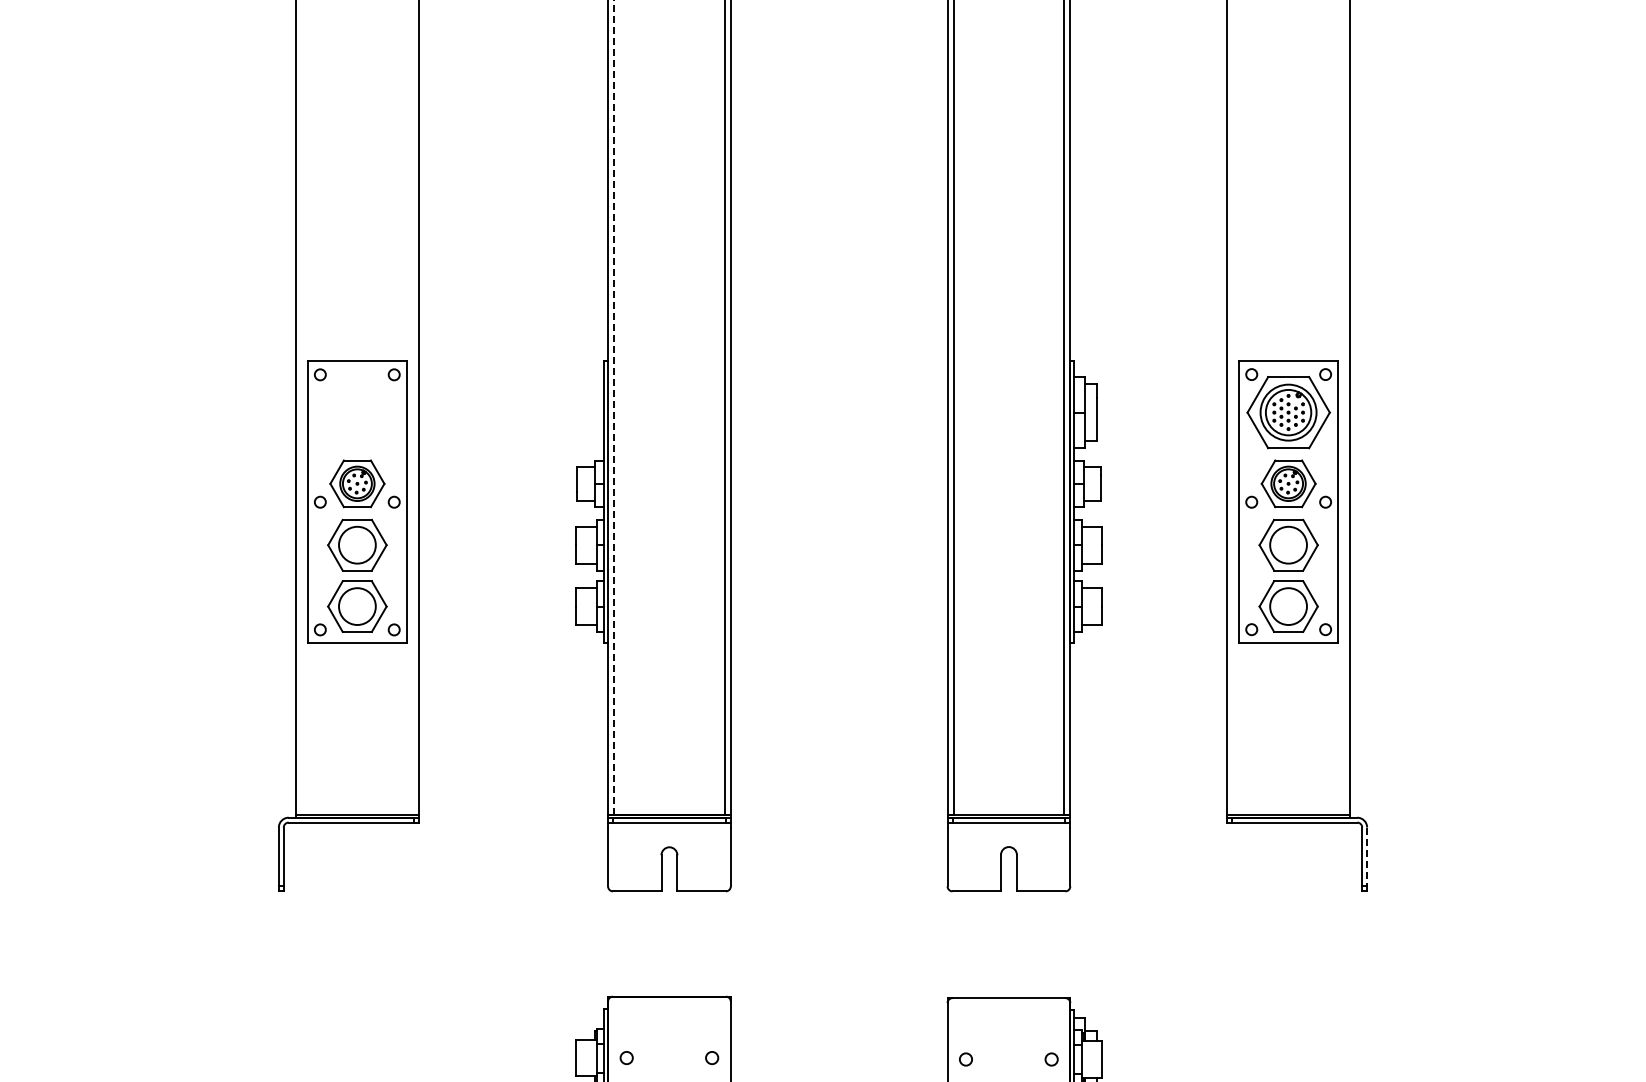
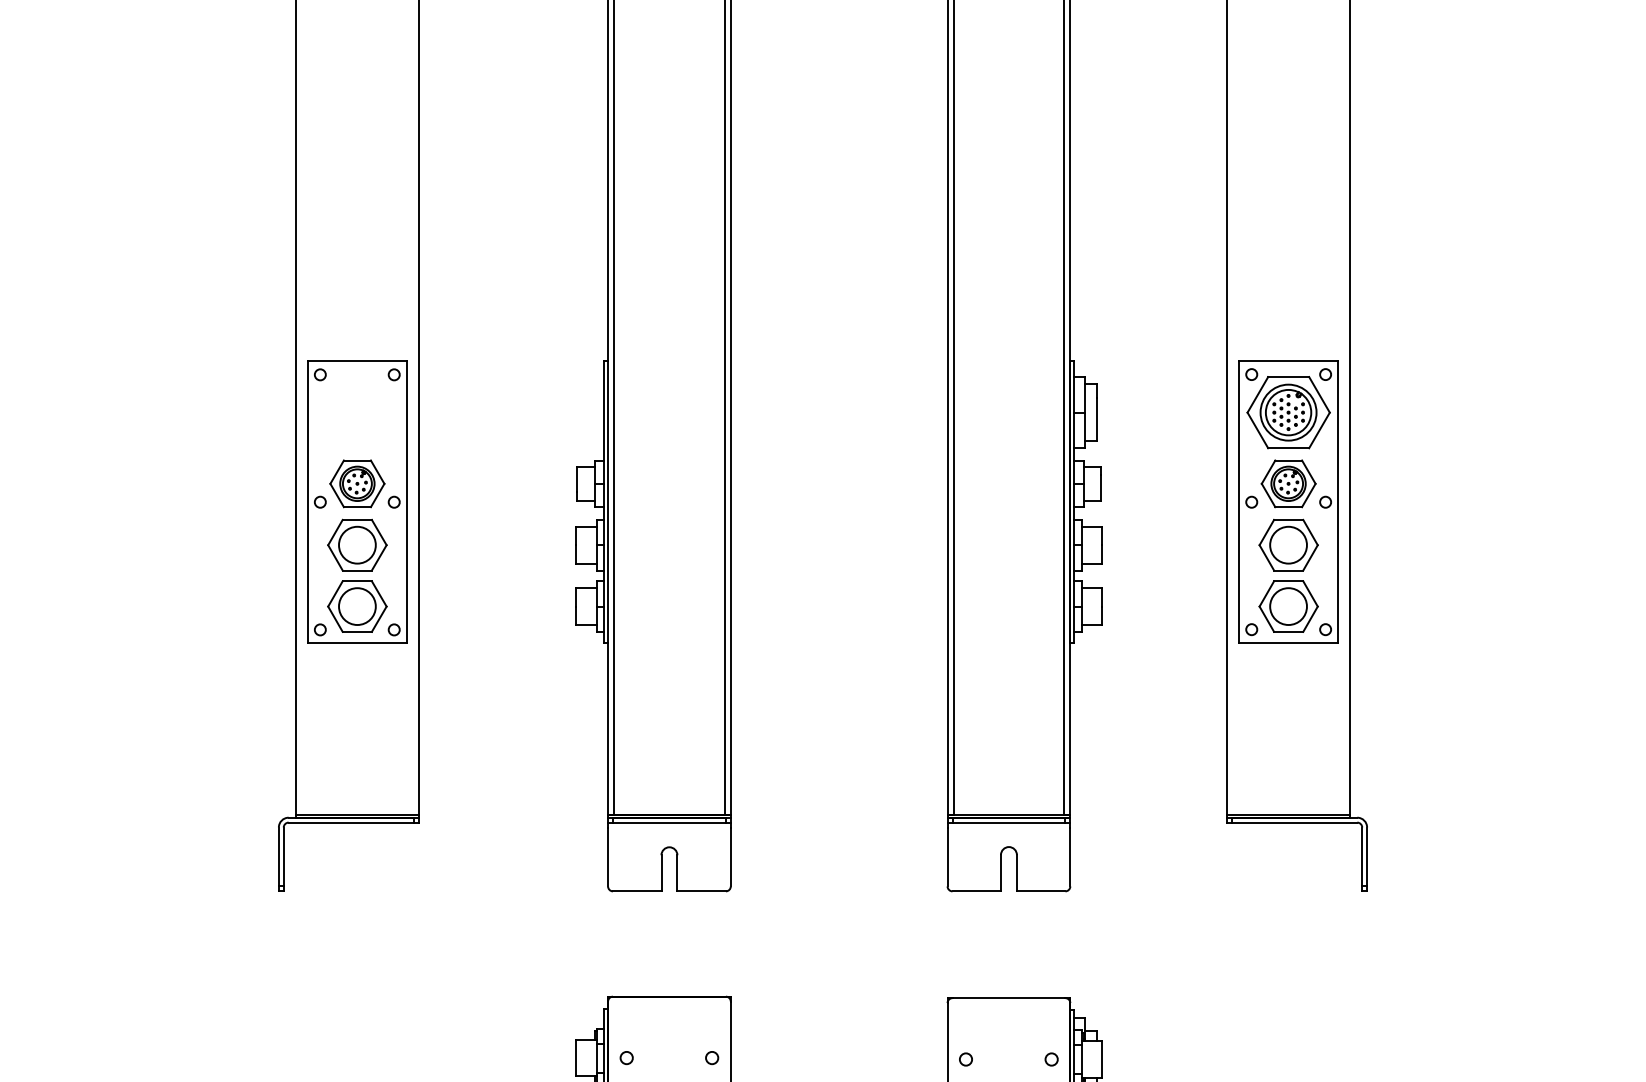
line: dashed -> solid (614, 407)
line: dashed -> solid (1367, 857)
